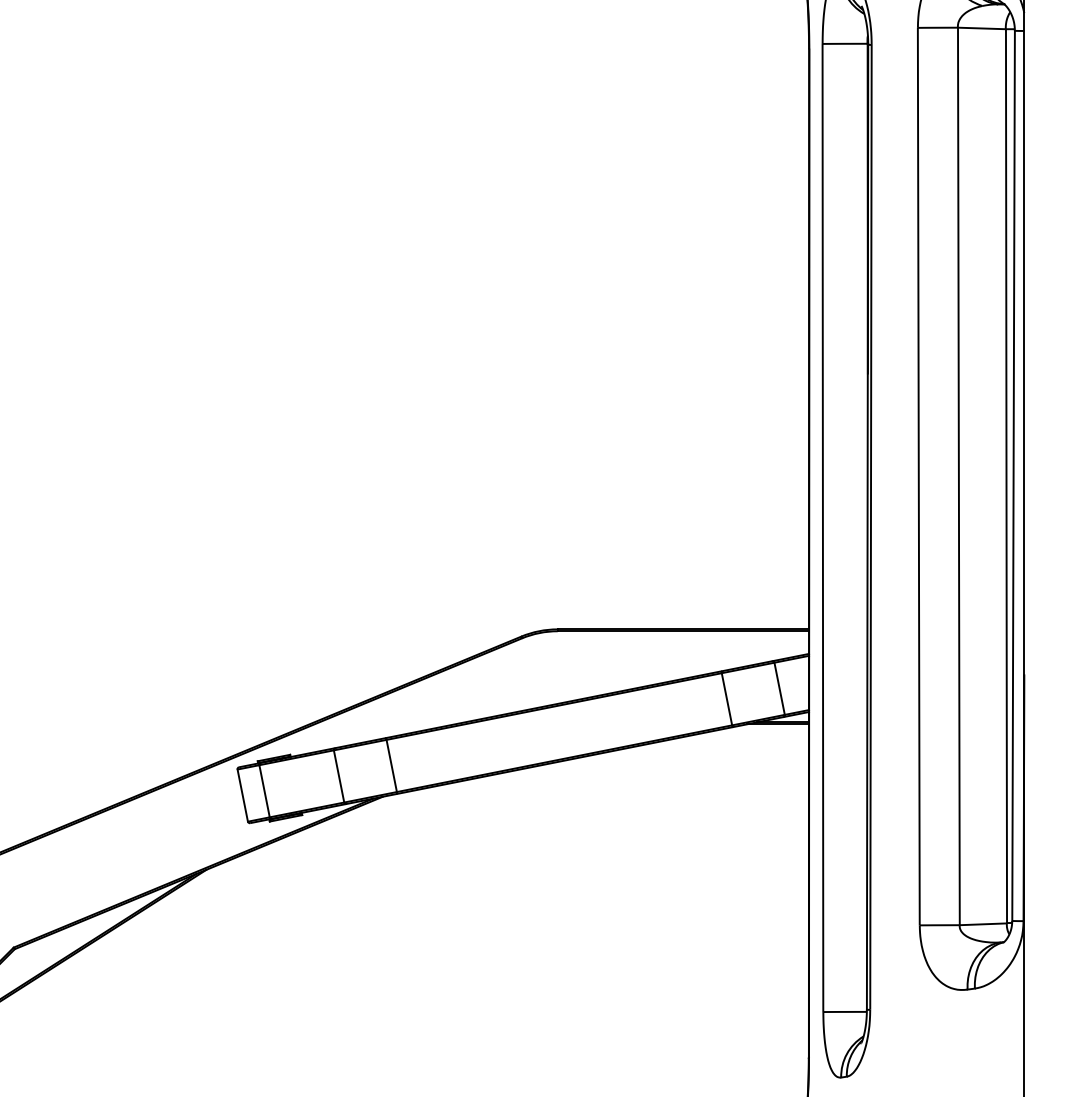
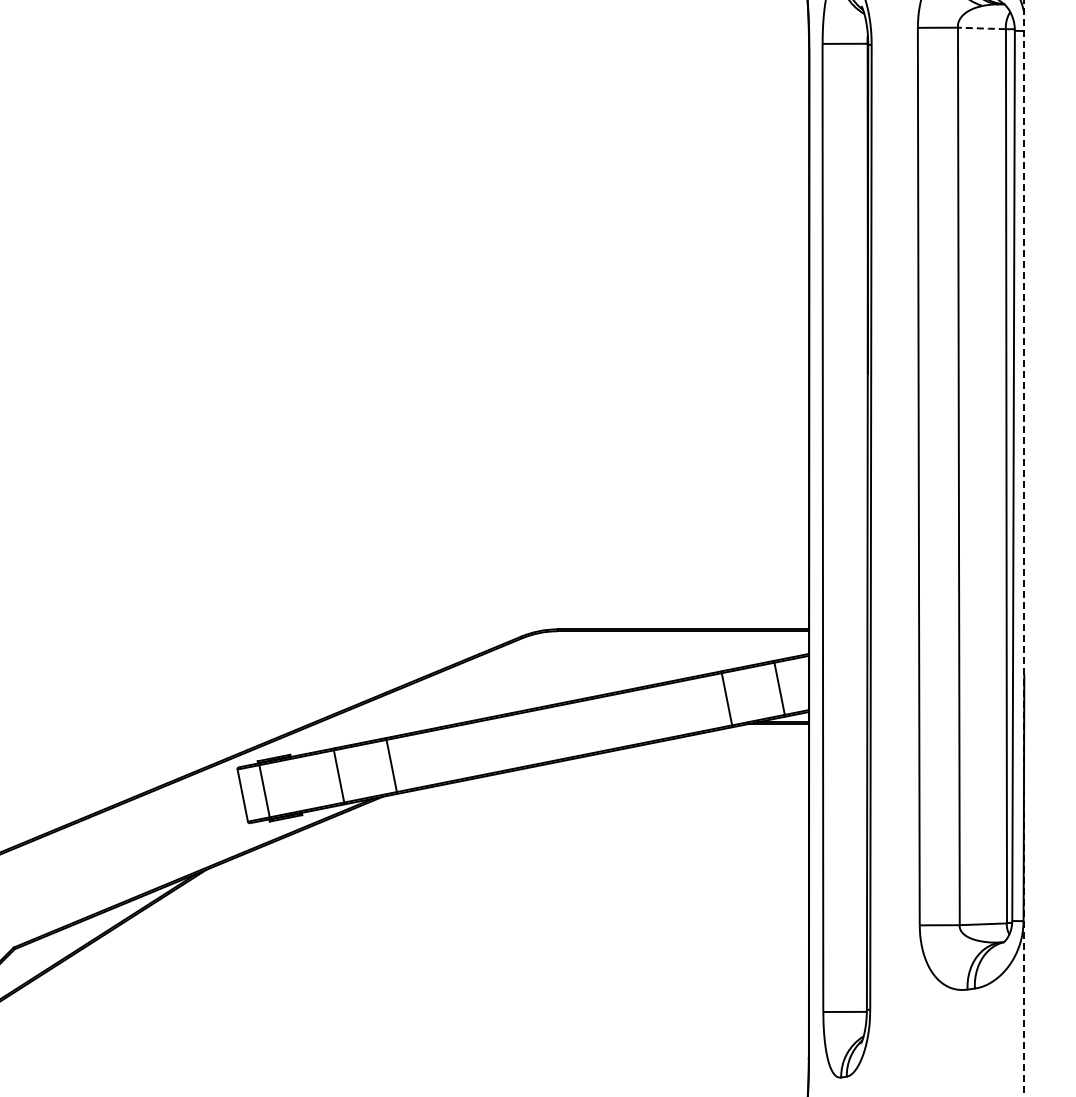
line: solid -> dashed (982, 28)
line: solid -> dashed (1024, 548)
